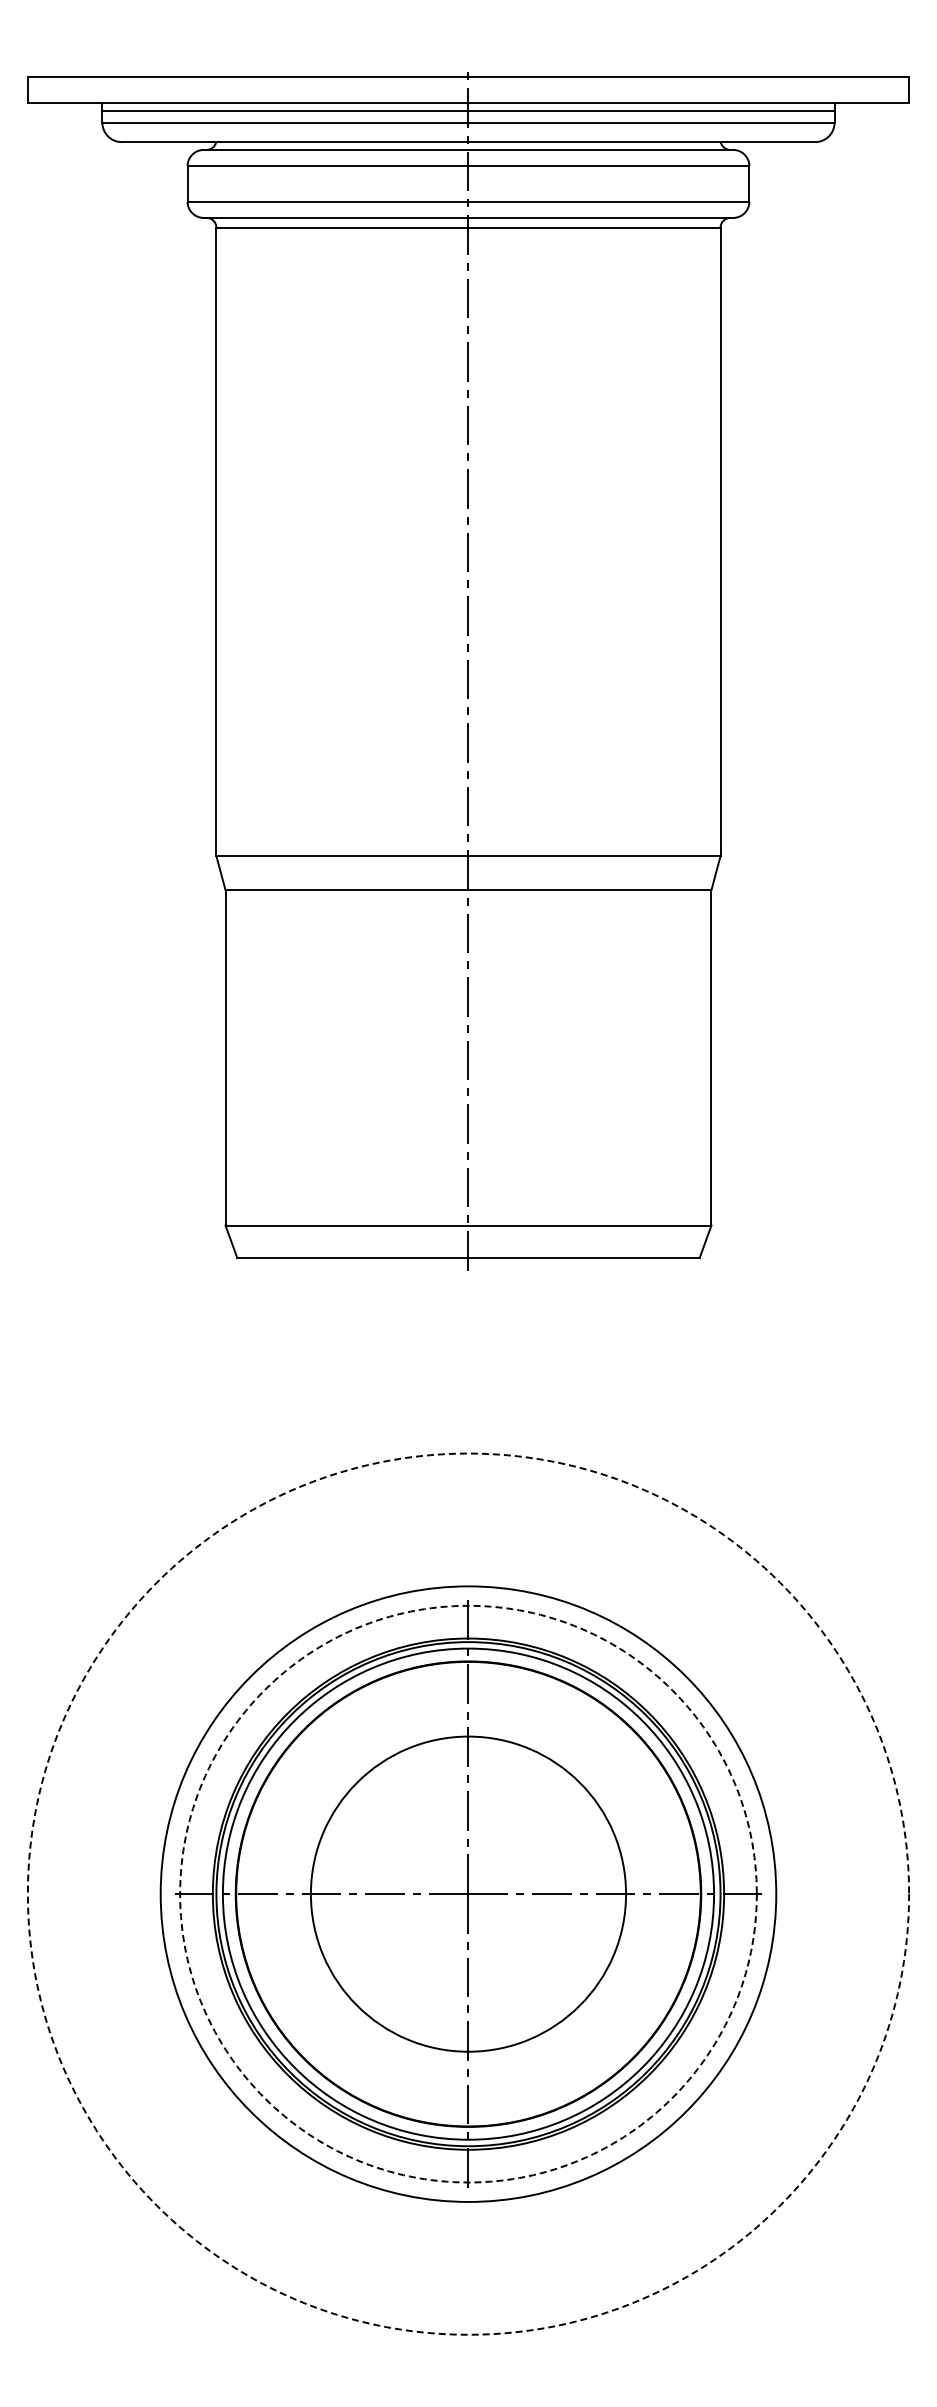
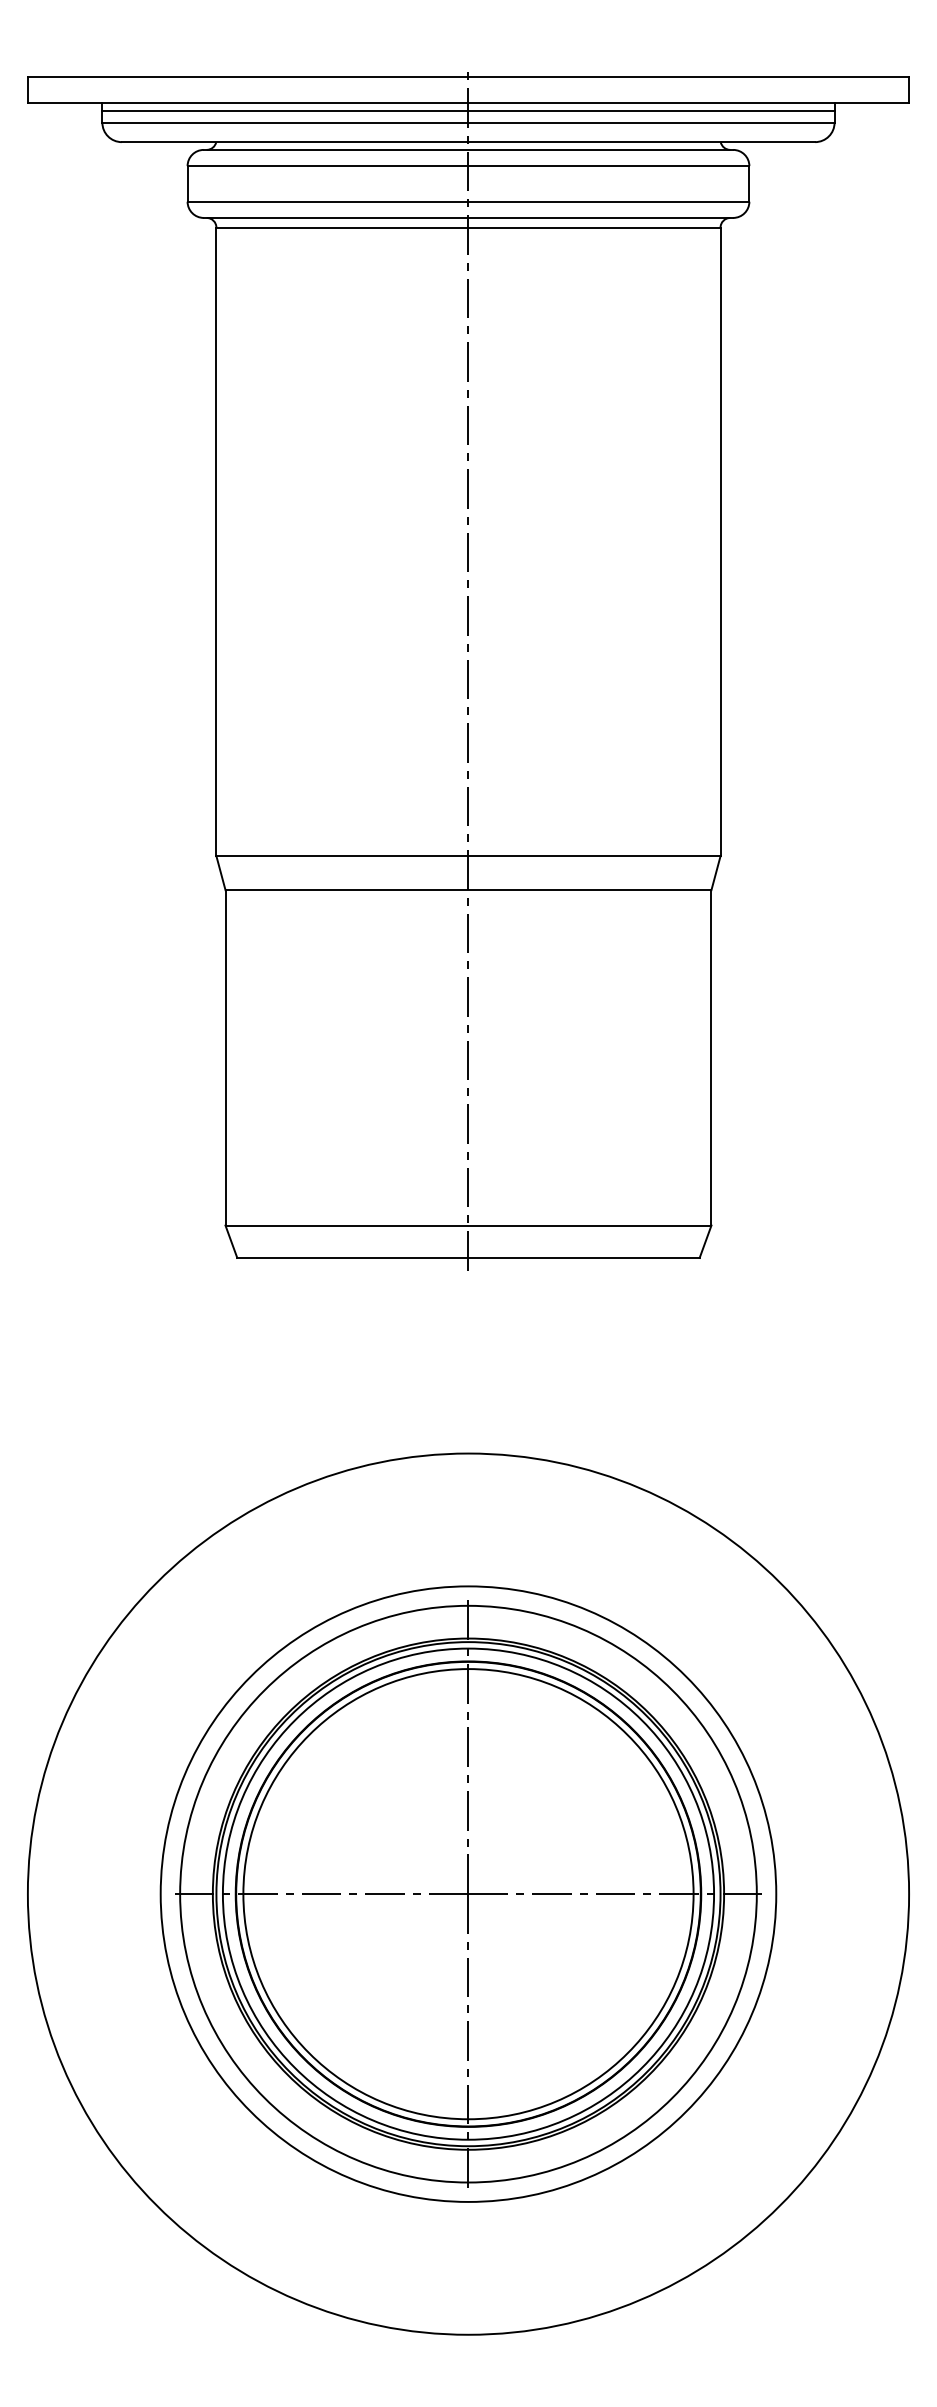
circle diameter: 315 px -> 450 px (468, 1894)
circle: dashed -> solid (468, 1893)
circle: dashed -> solid (468, 1893)
